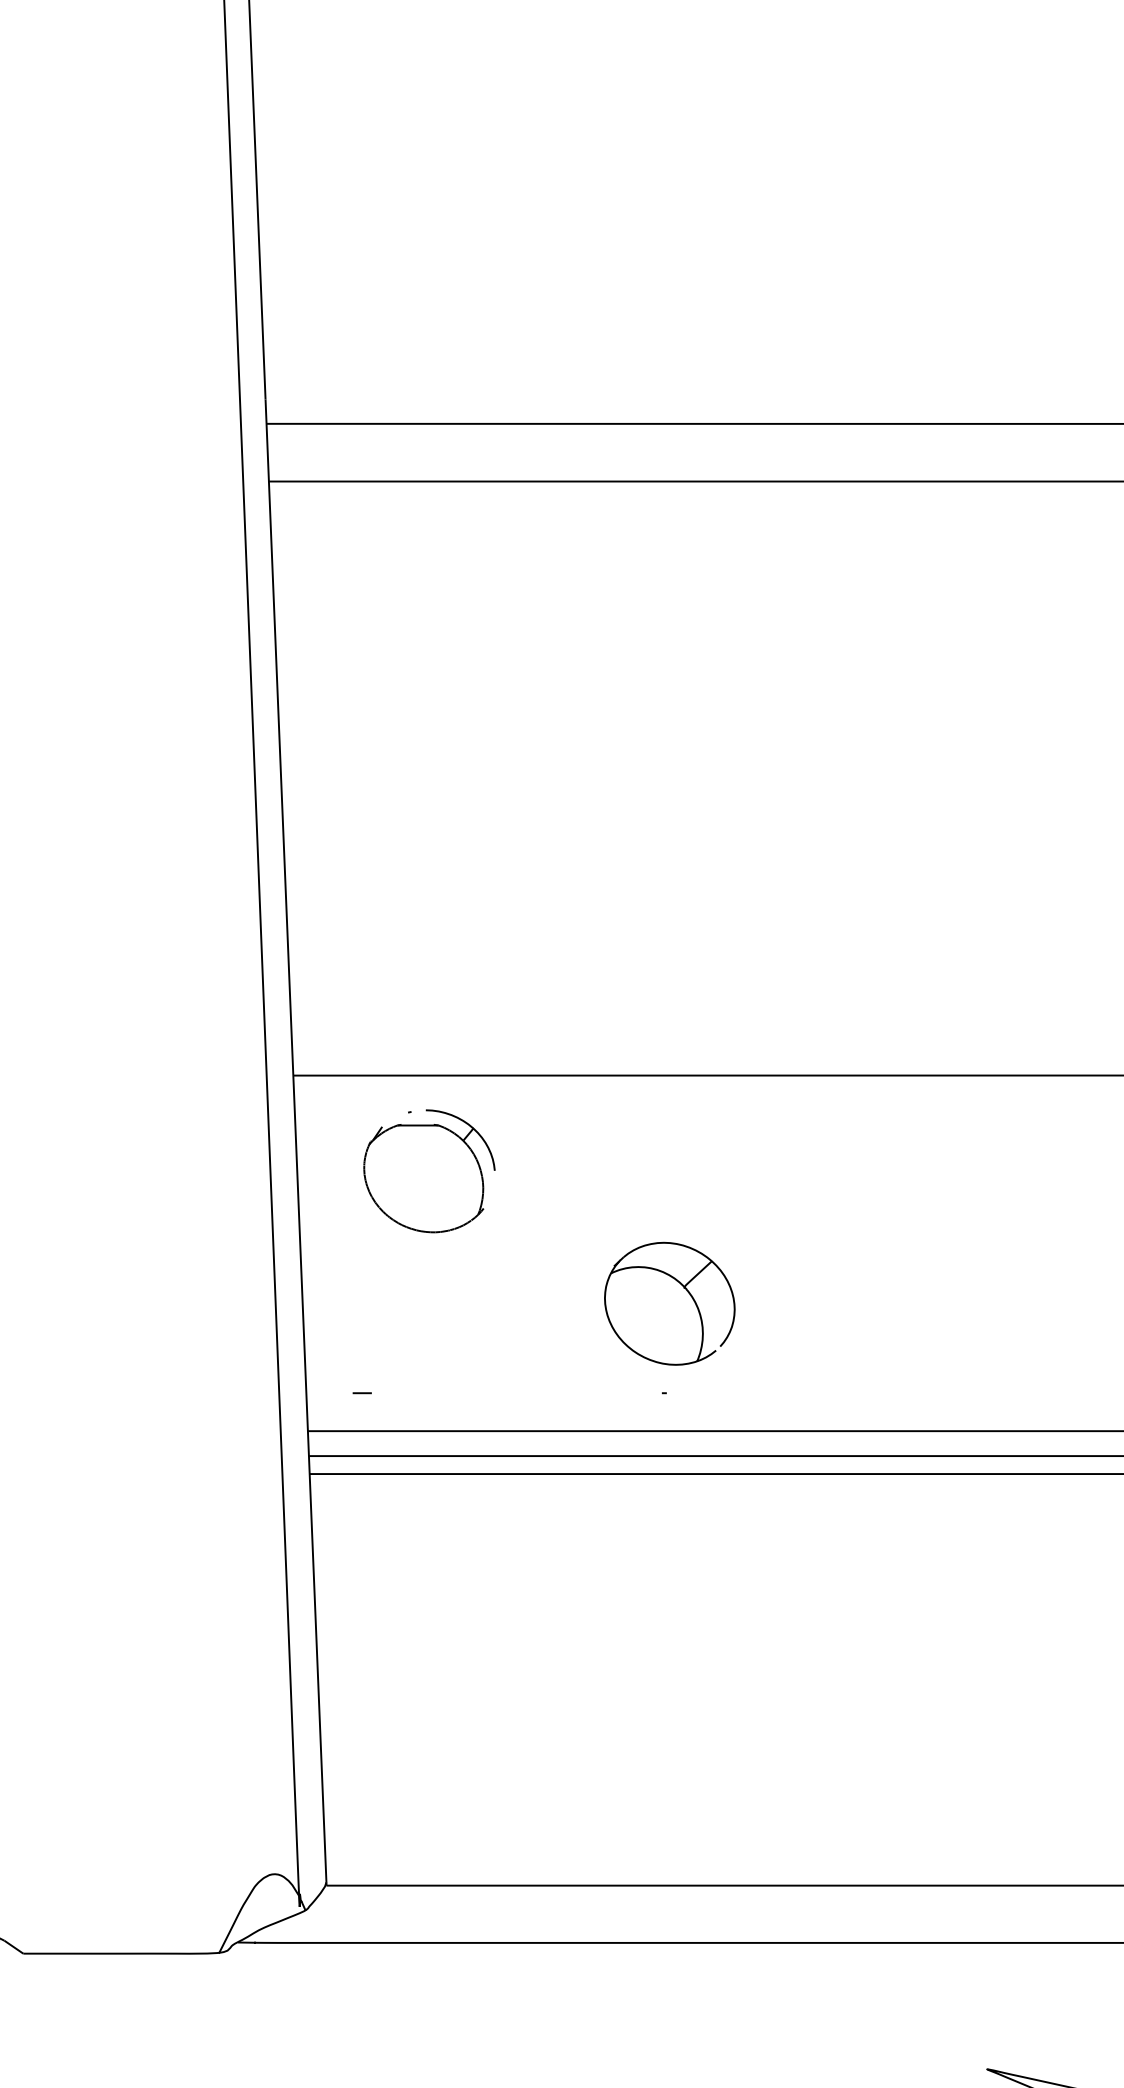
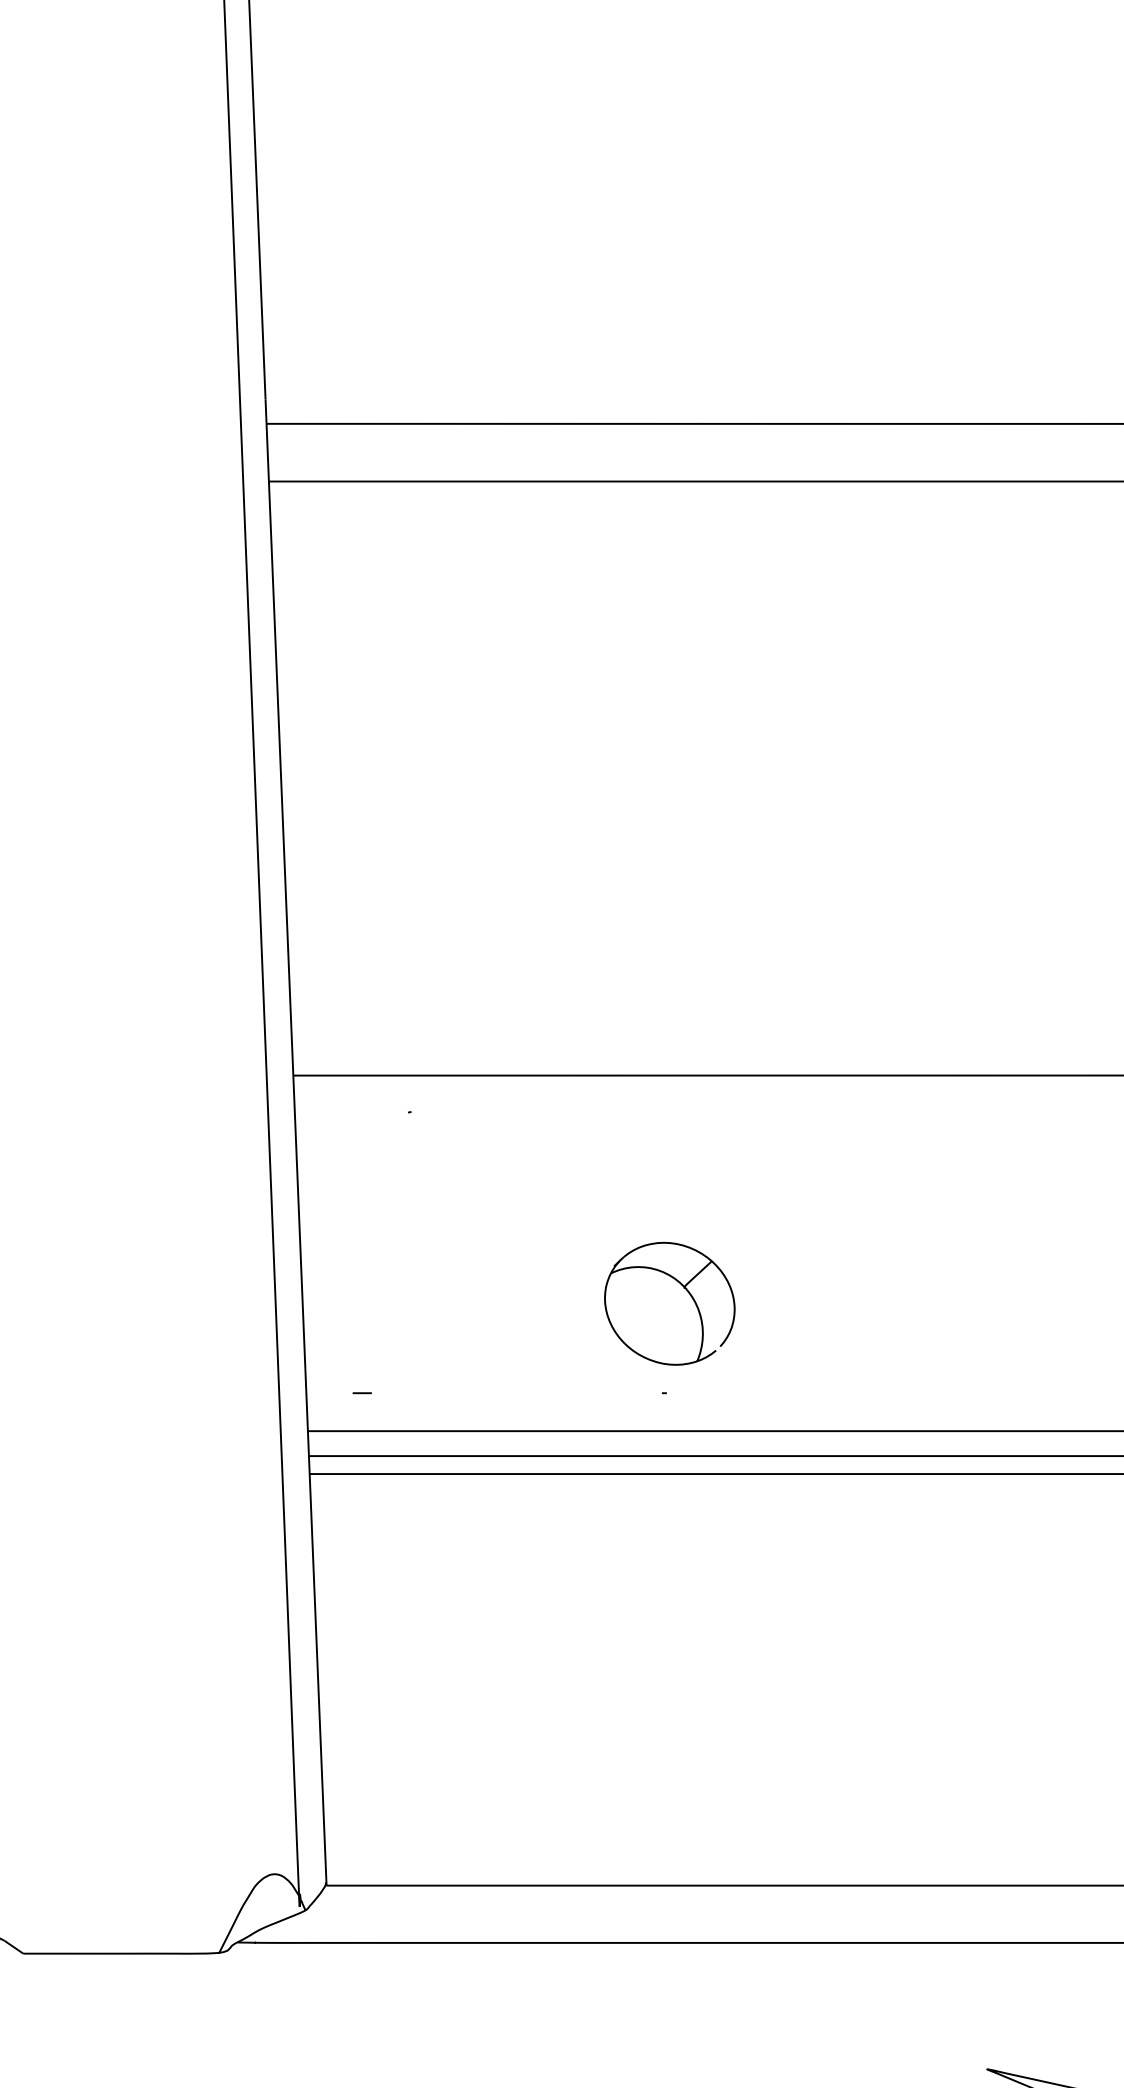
part: present -> none (429, 1171)
